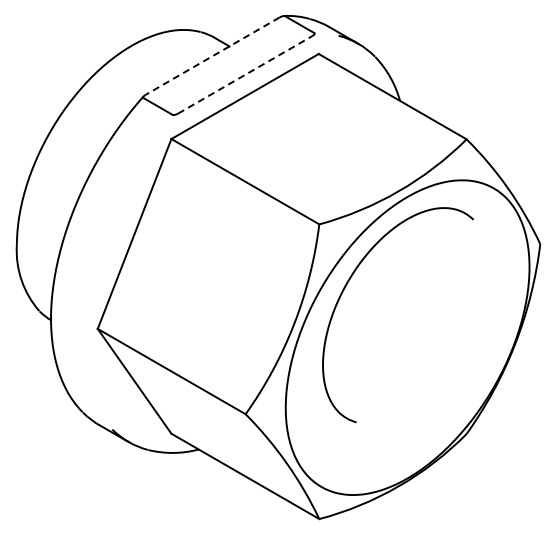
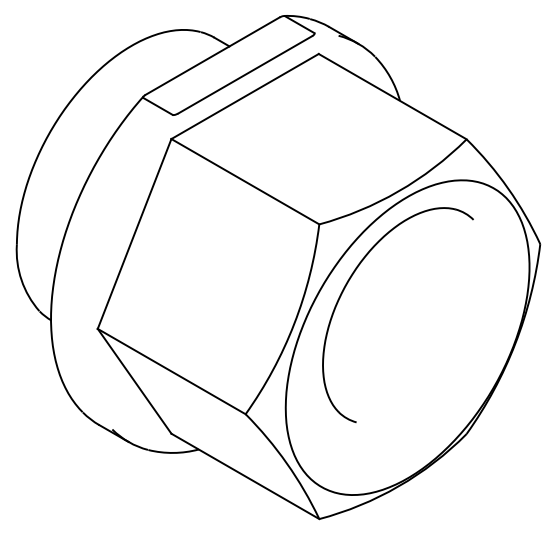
line: dashed -> solid (212, 56)
line: dashed -> solid (245, 74)
